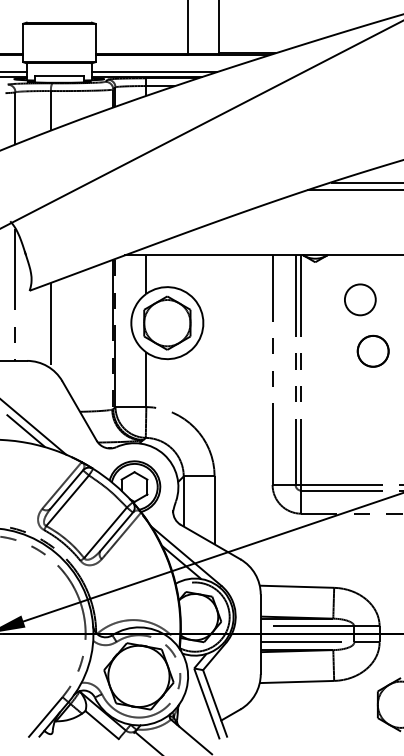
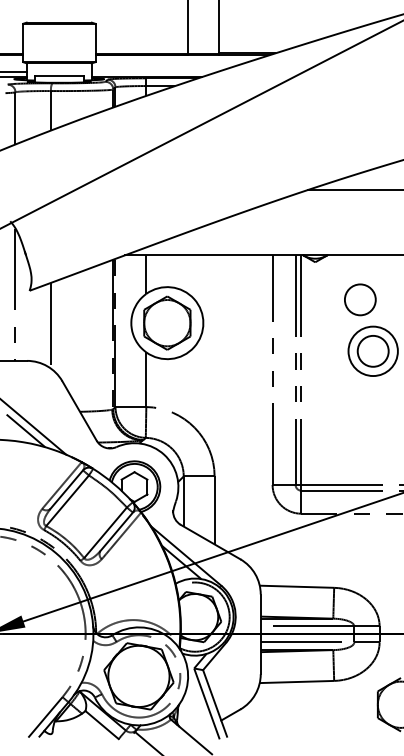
line: present -> none (154, 72)
line: present -> none (365, 182)
circle diameter: 31 px -> 49 px (372, 351)
